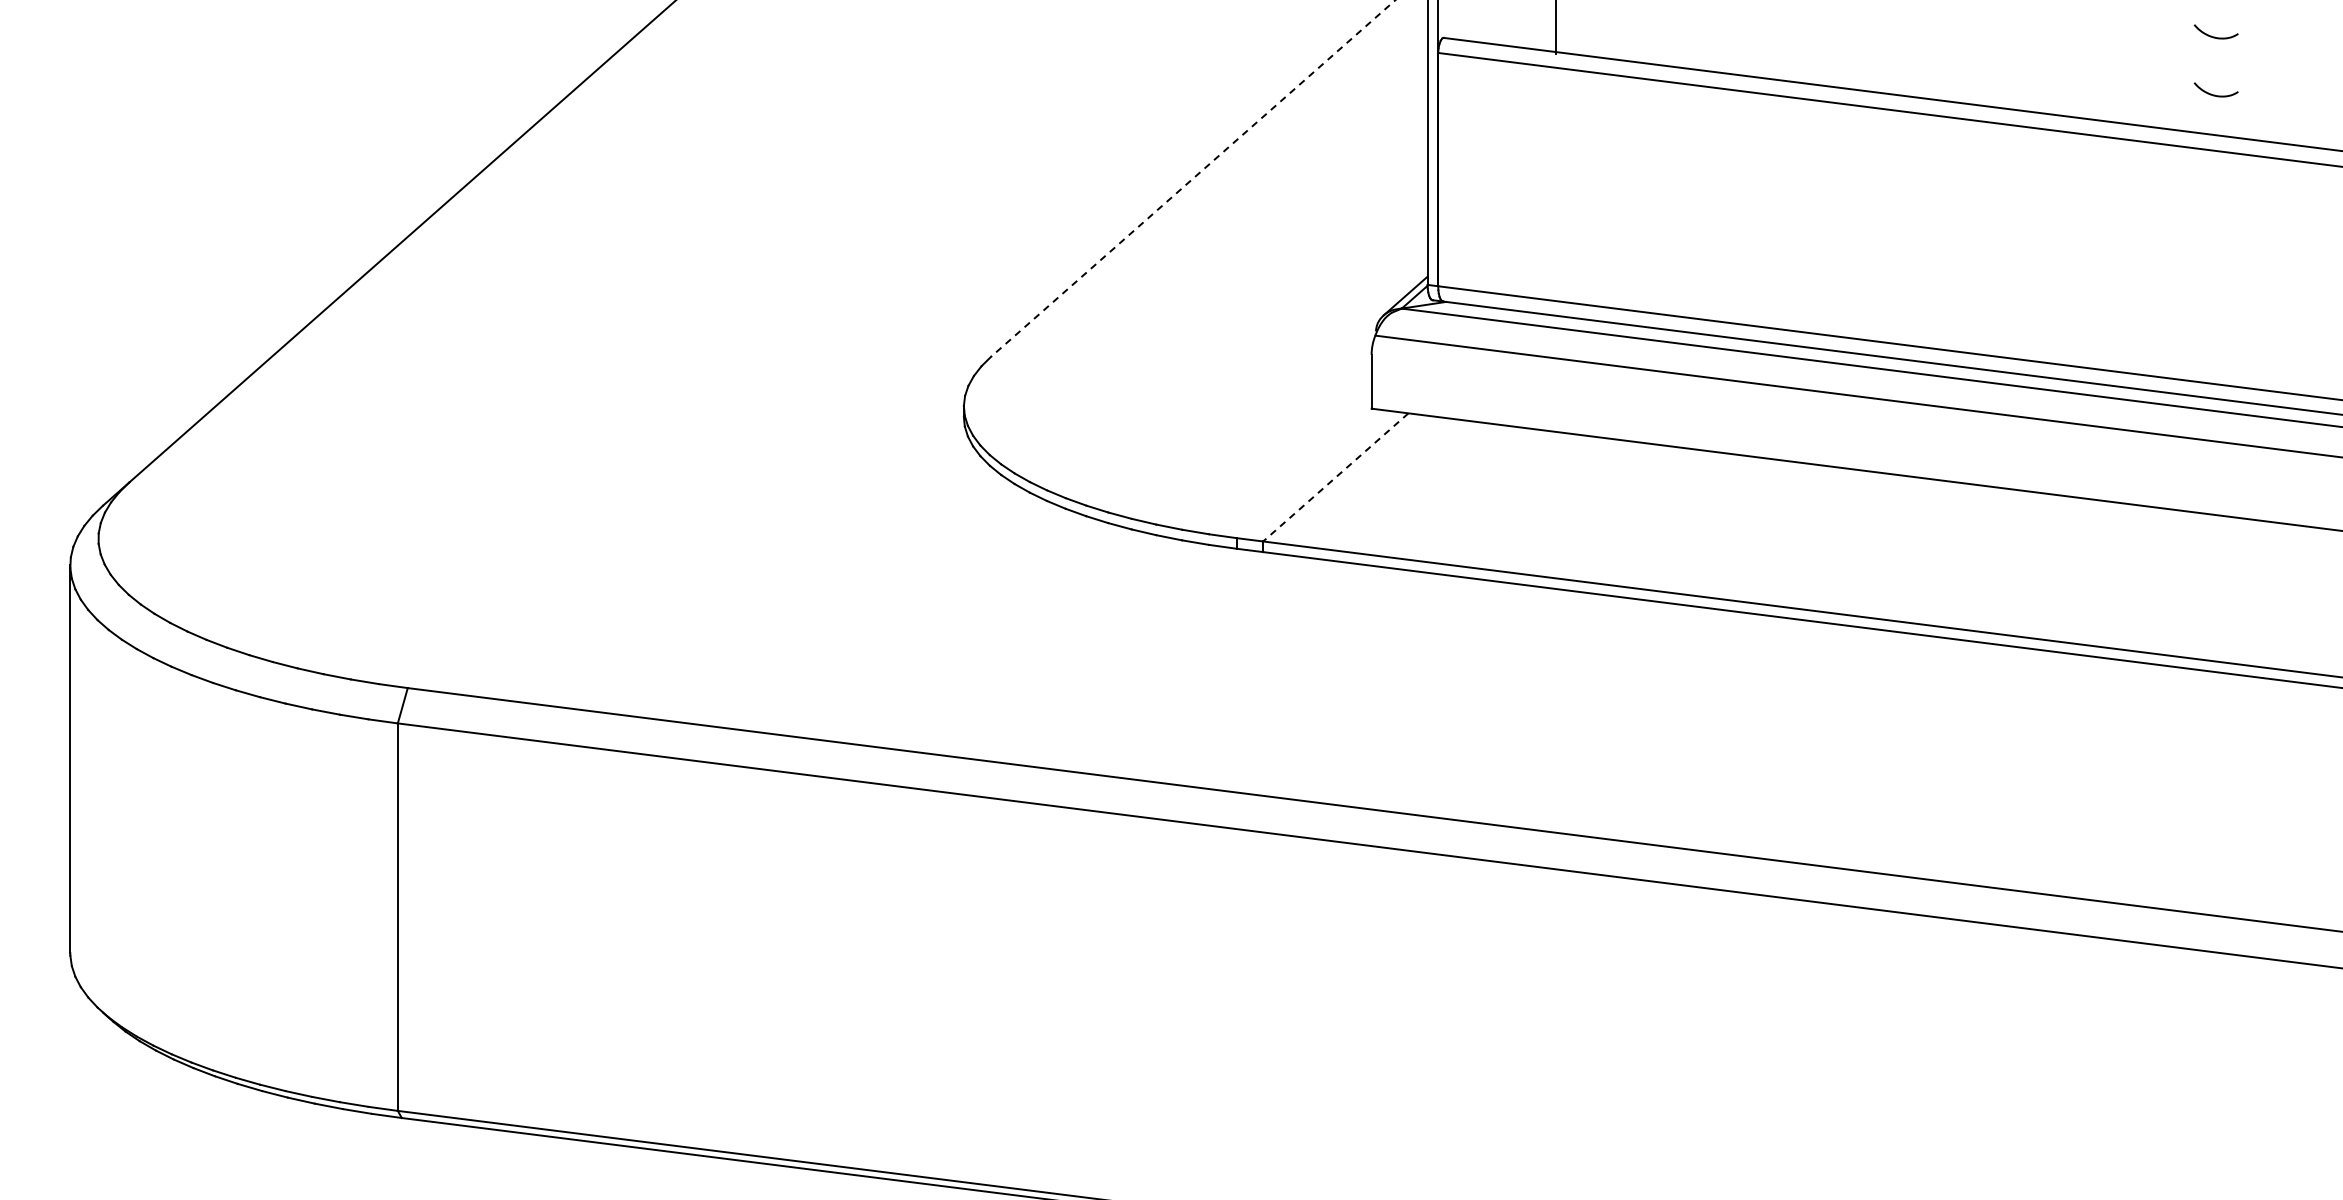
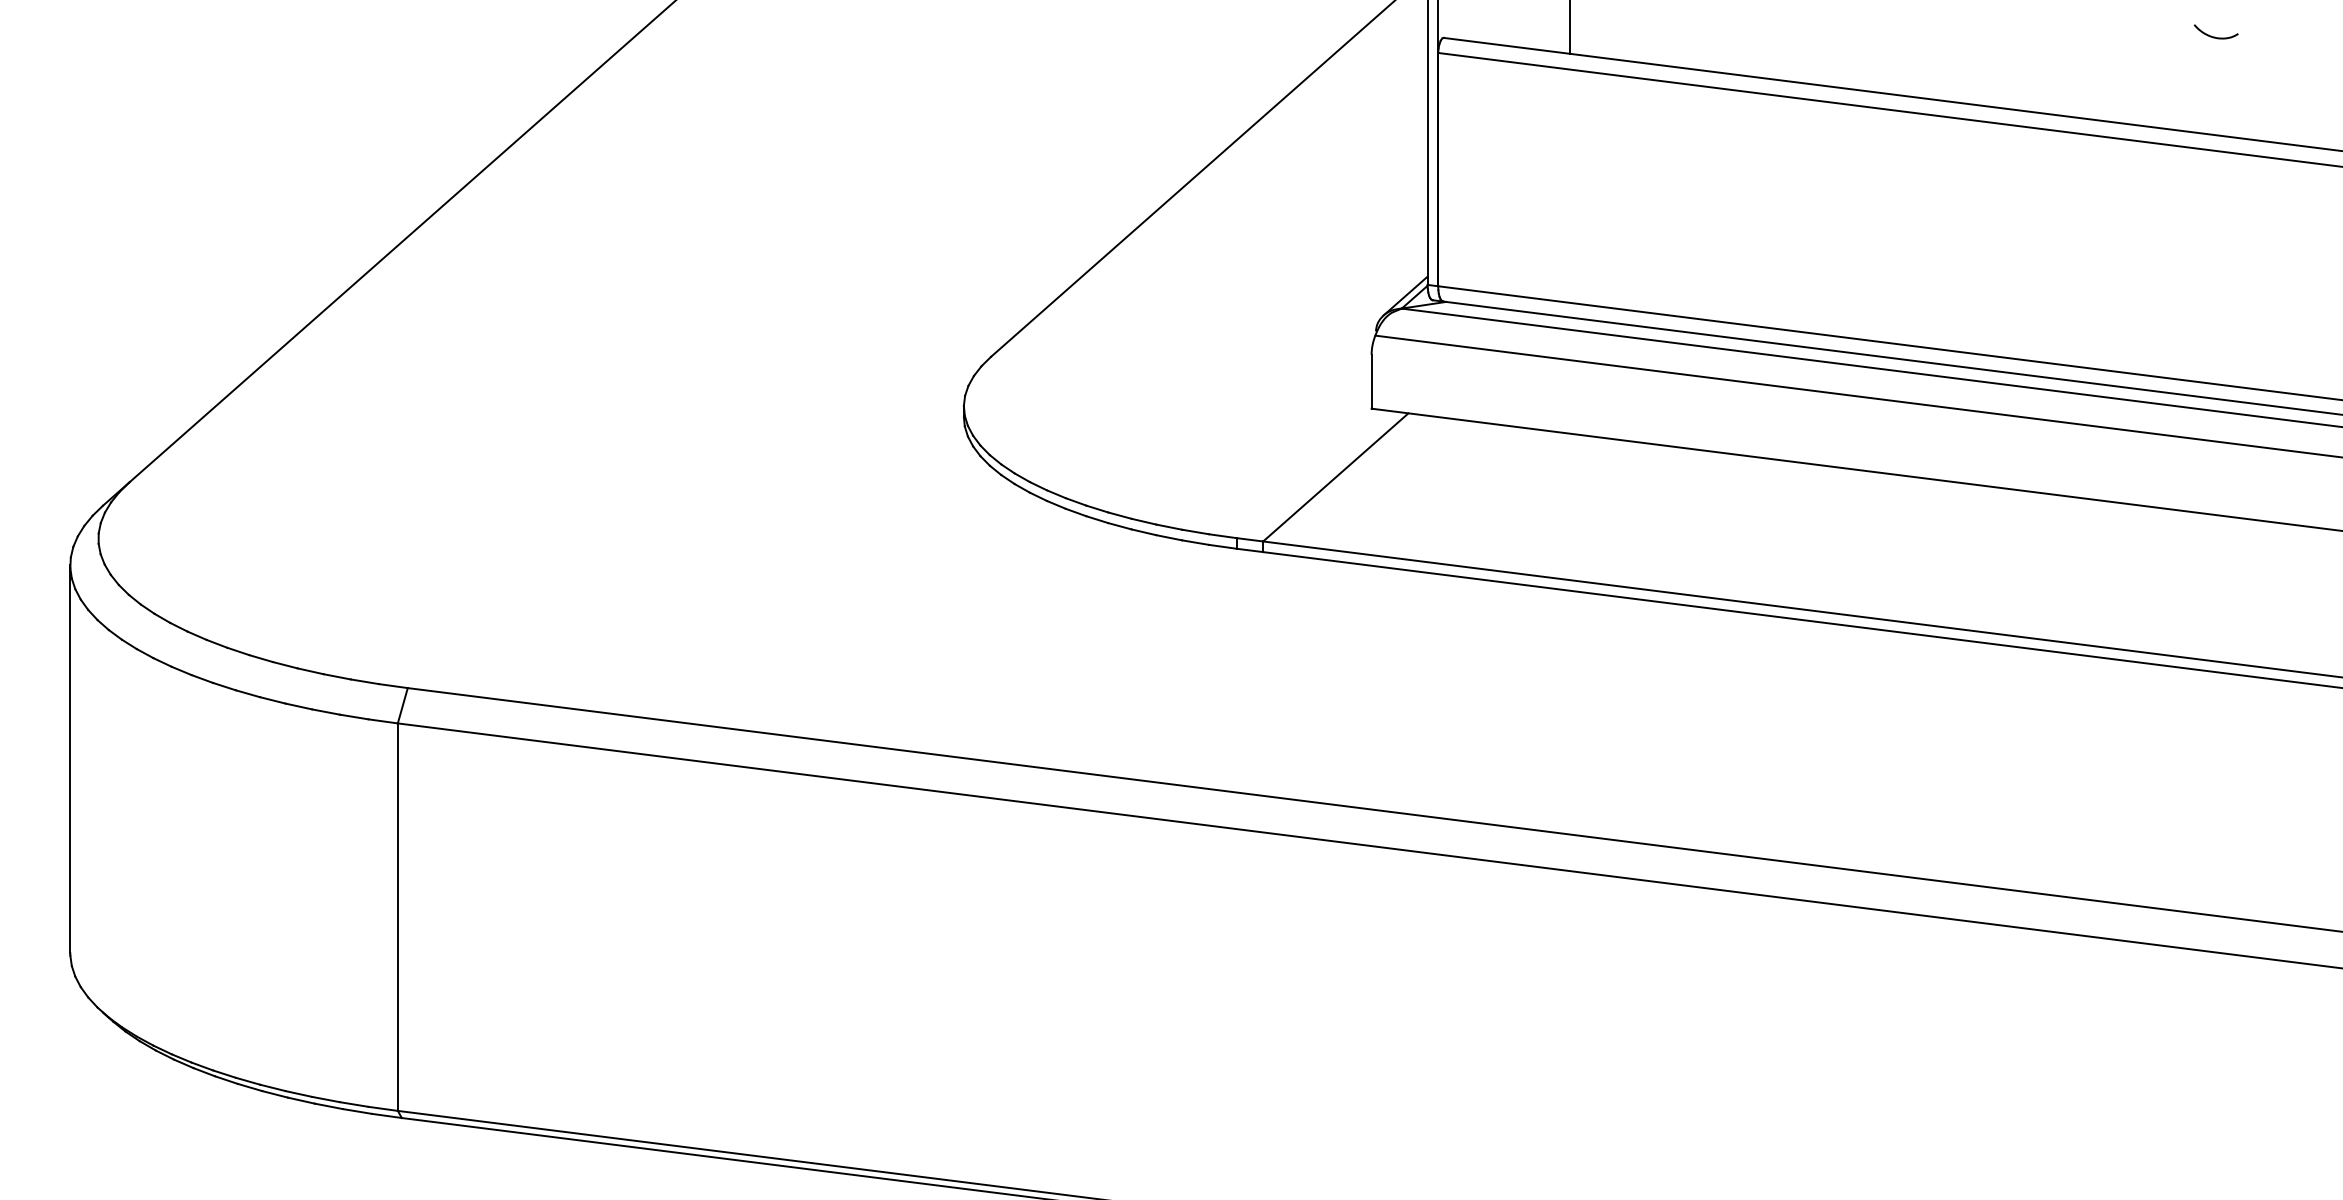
line position: (1555, 27) -> (1569, 27) (1569, 27)
curve: present -> none (2215, 94)
line: dashed -> solid (1193, 178)
line: dashed -> solid (1335, 477)
